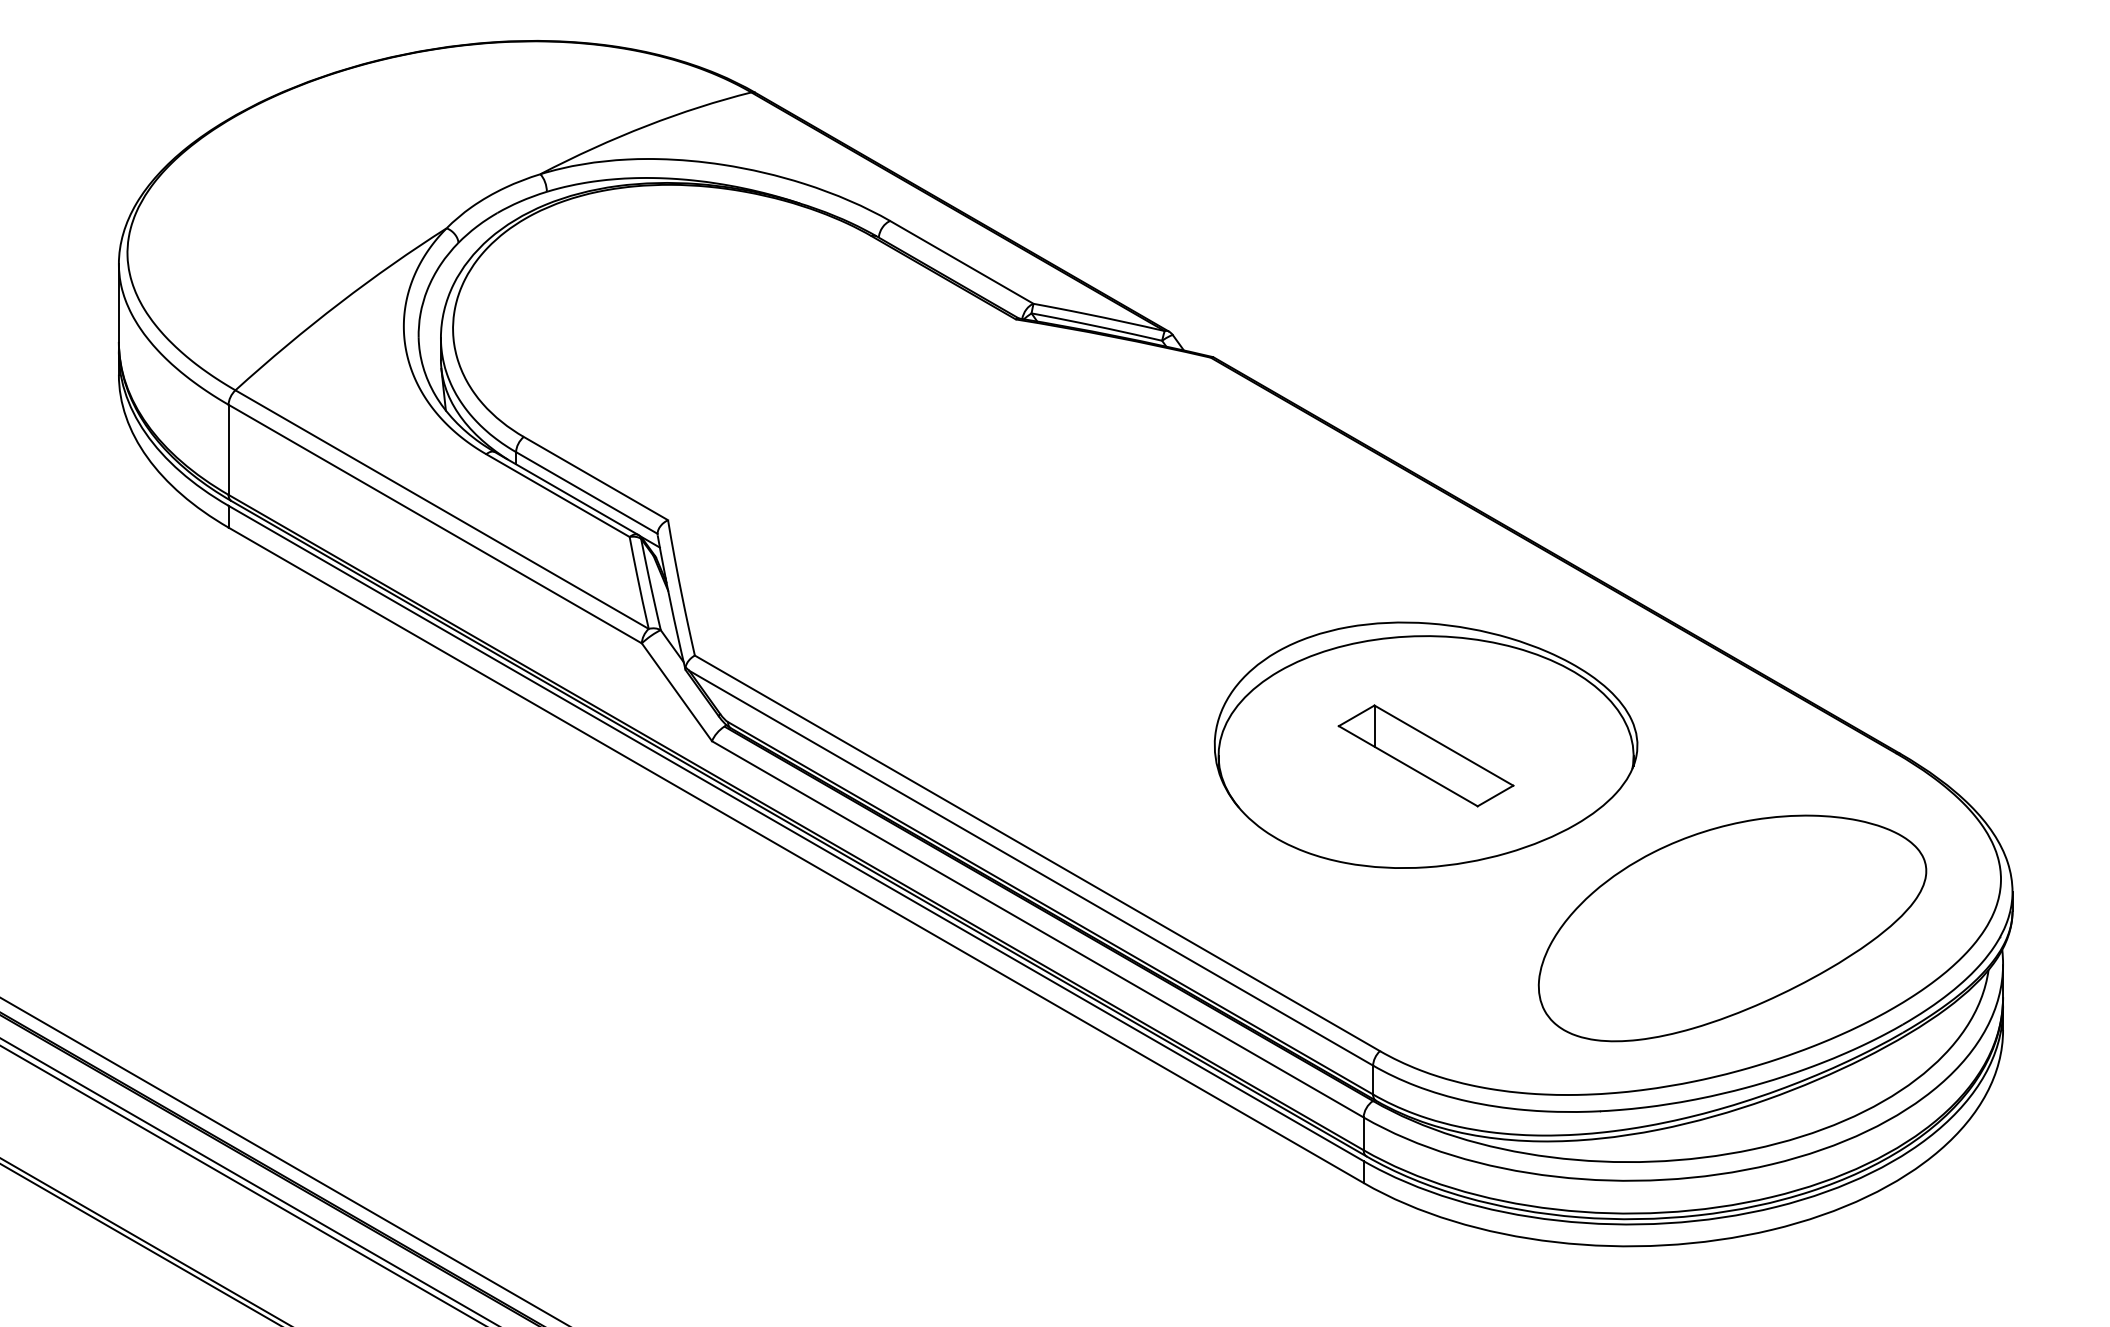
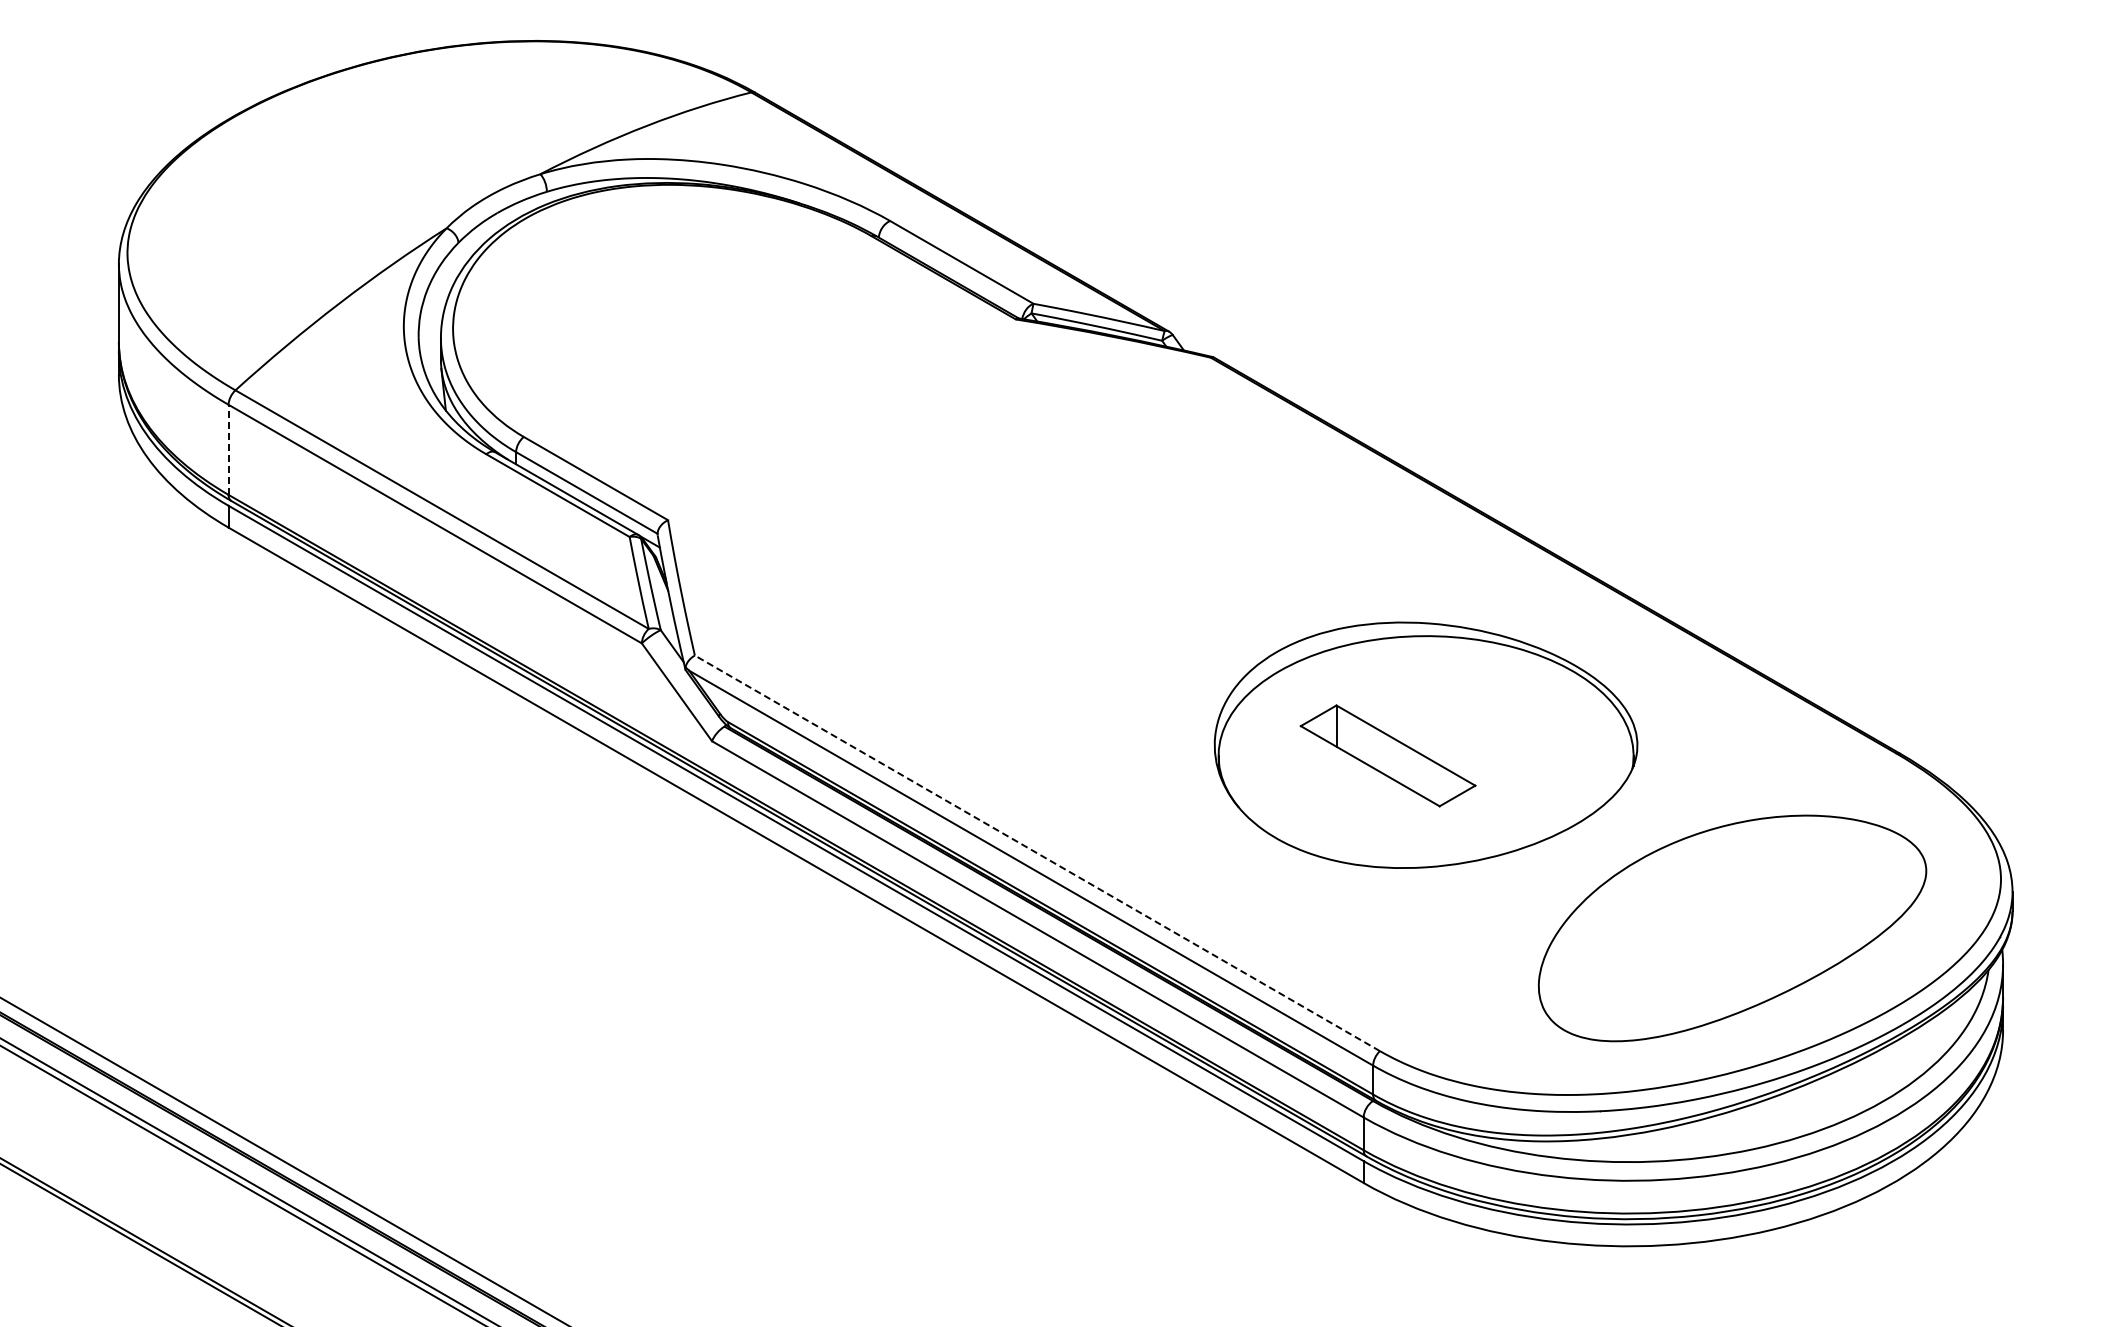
line: solid -> dashed (228, 449)
part position: (1425, 755) -> (1387, 755) (1387, 755)
line: solid -> dashed (1037, 853)
